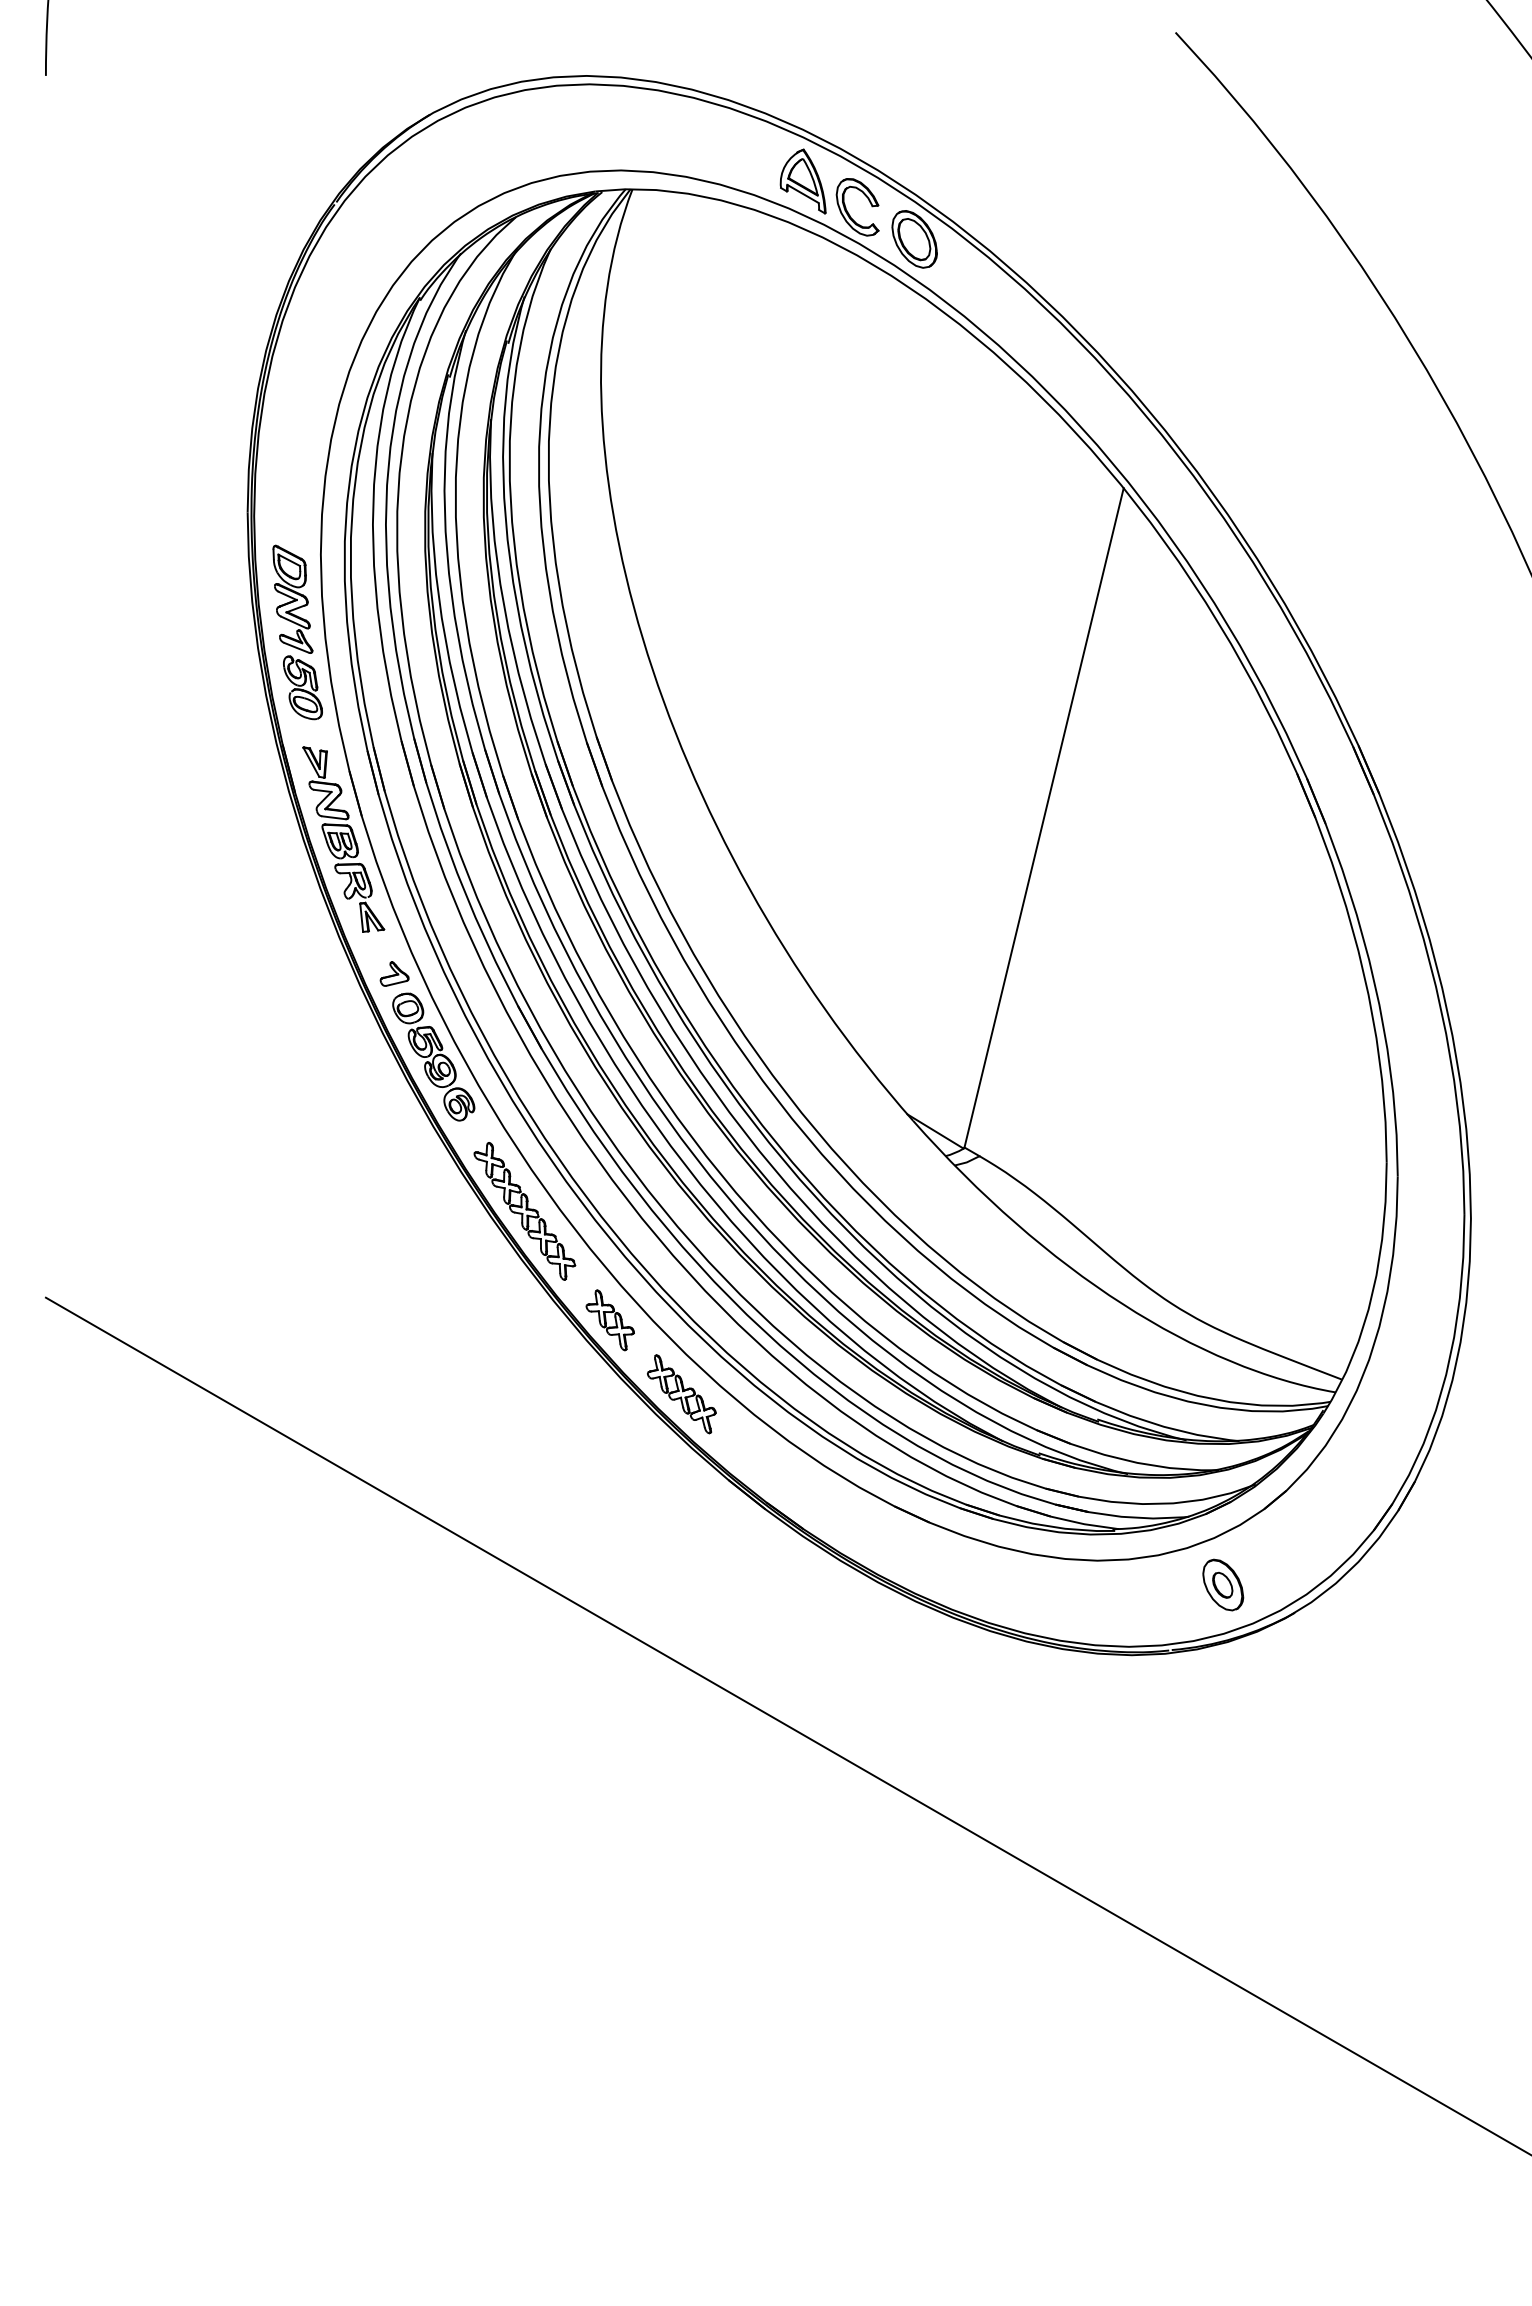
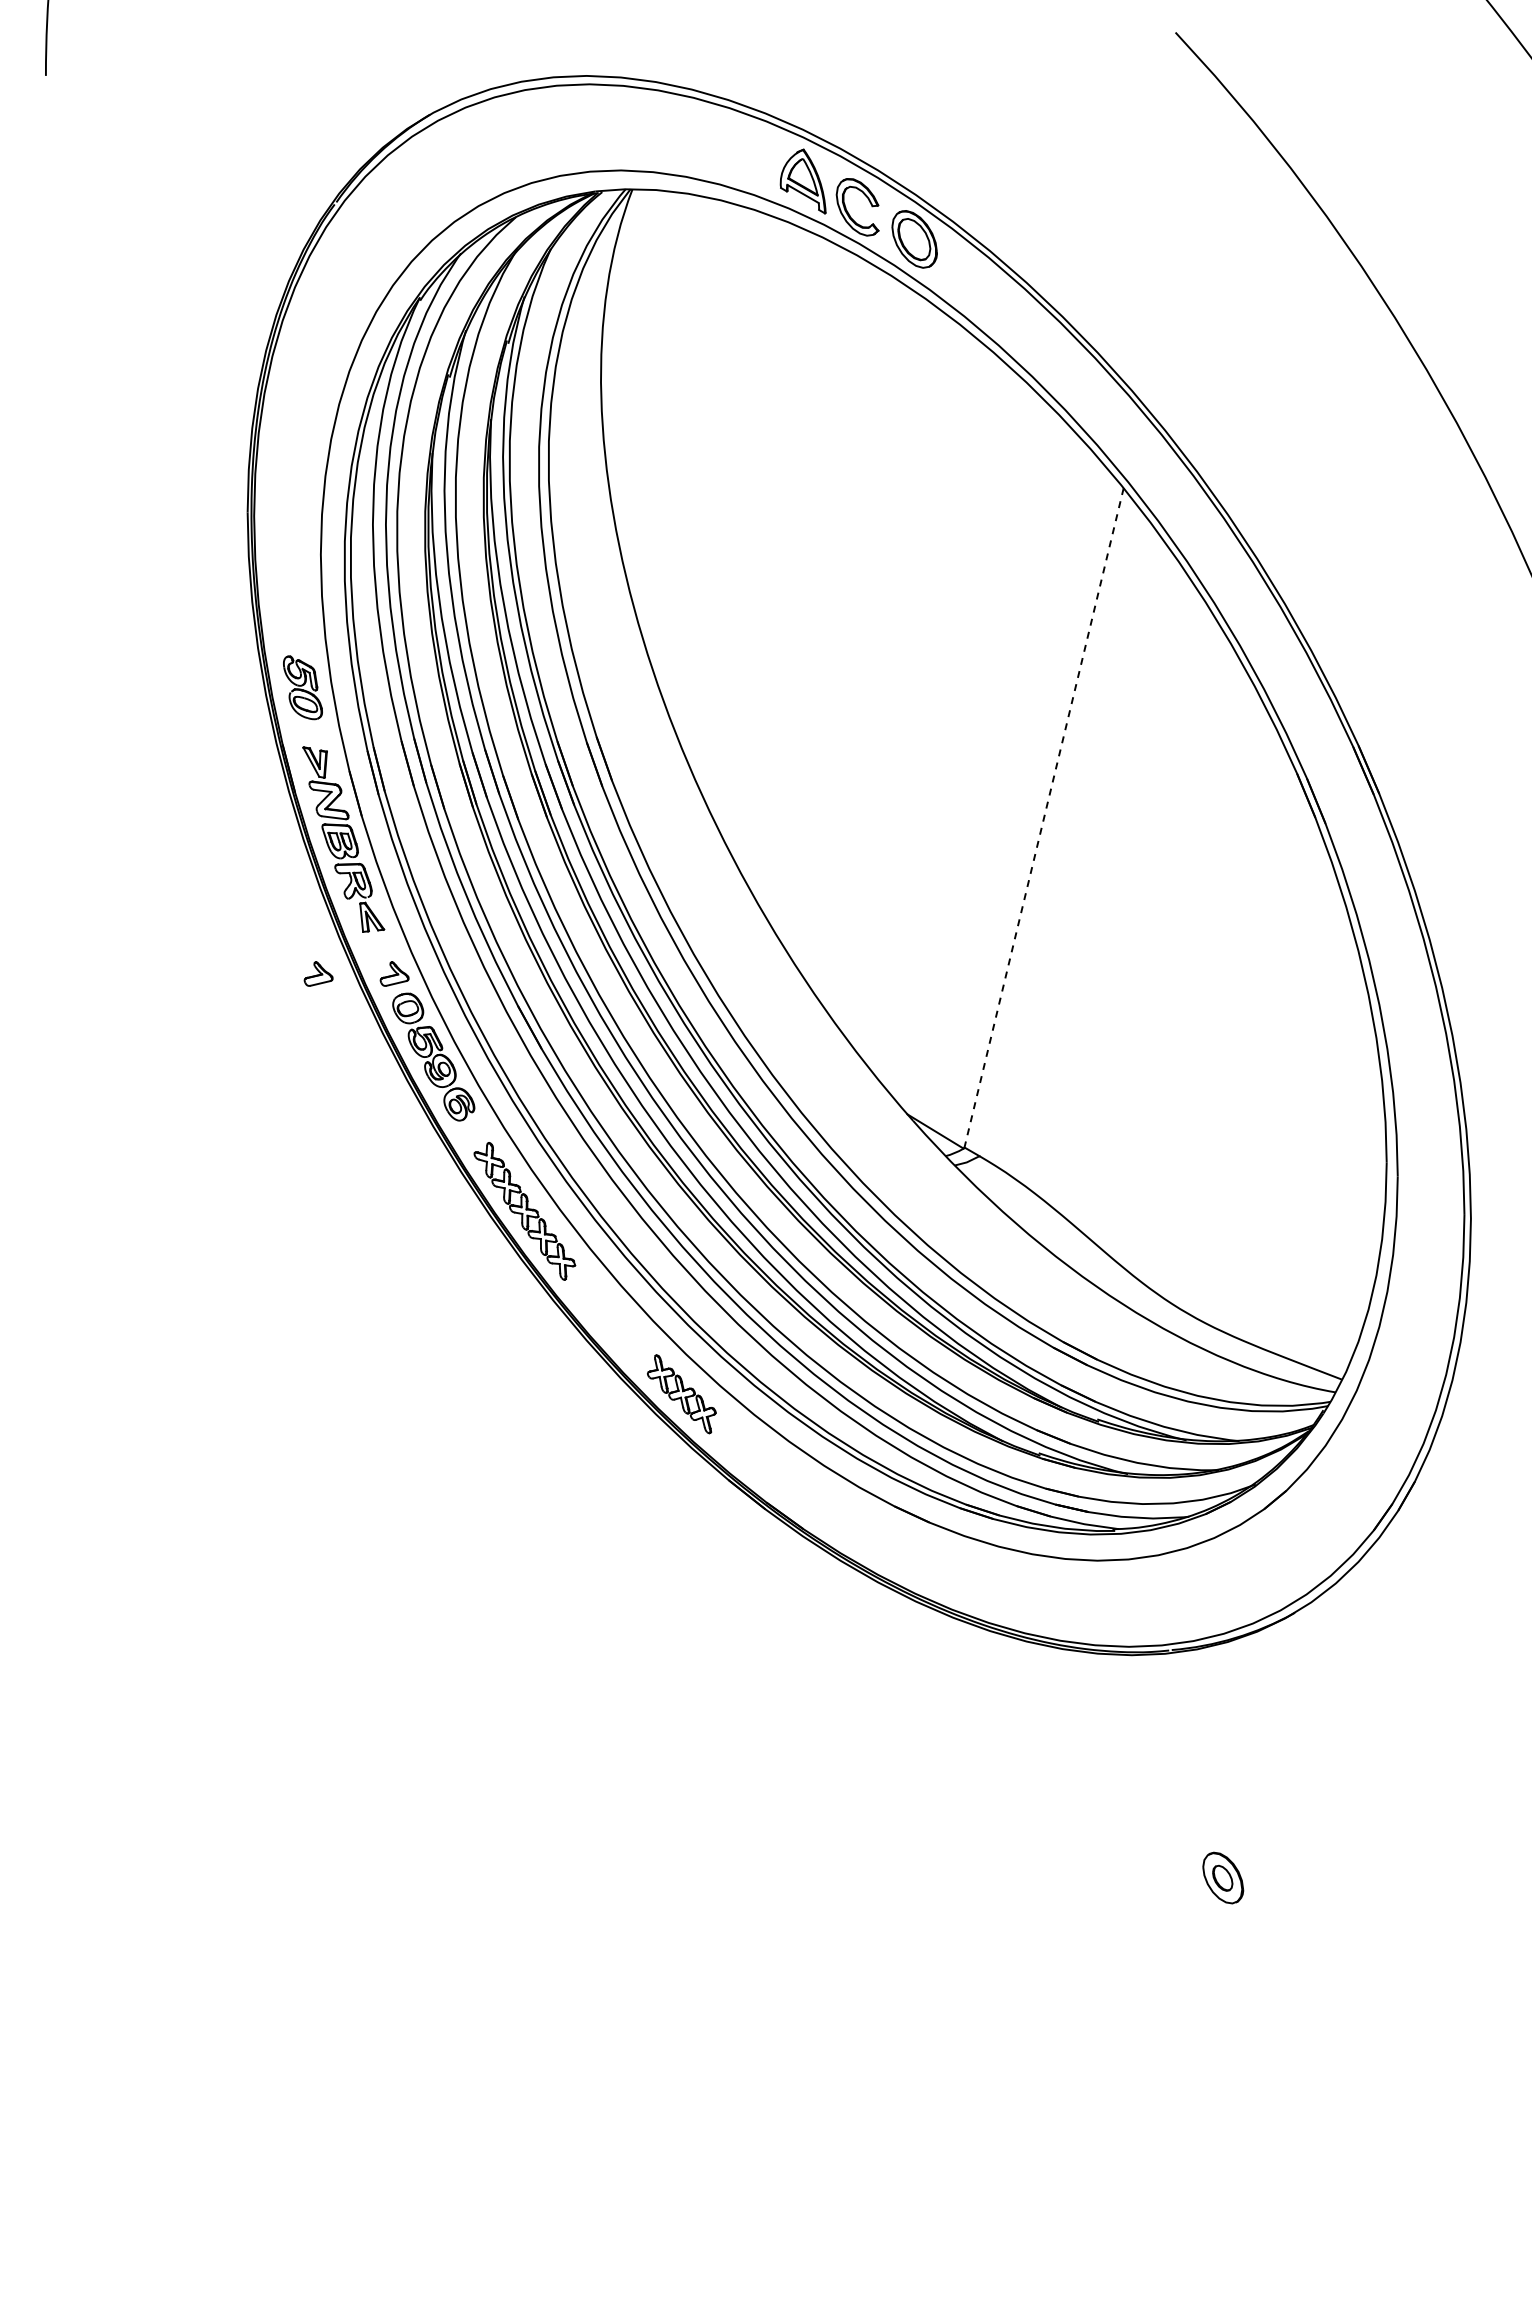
part: present -> none (292, 598)
line: solid -> dashed (1043, 818)
part: none -> present (318, 973)
part: present -> none (609, 1320)
part position: (1223, 1584) -> (1223, 1877) (1223, 1877)
line: present -> none (786, 1725)
